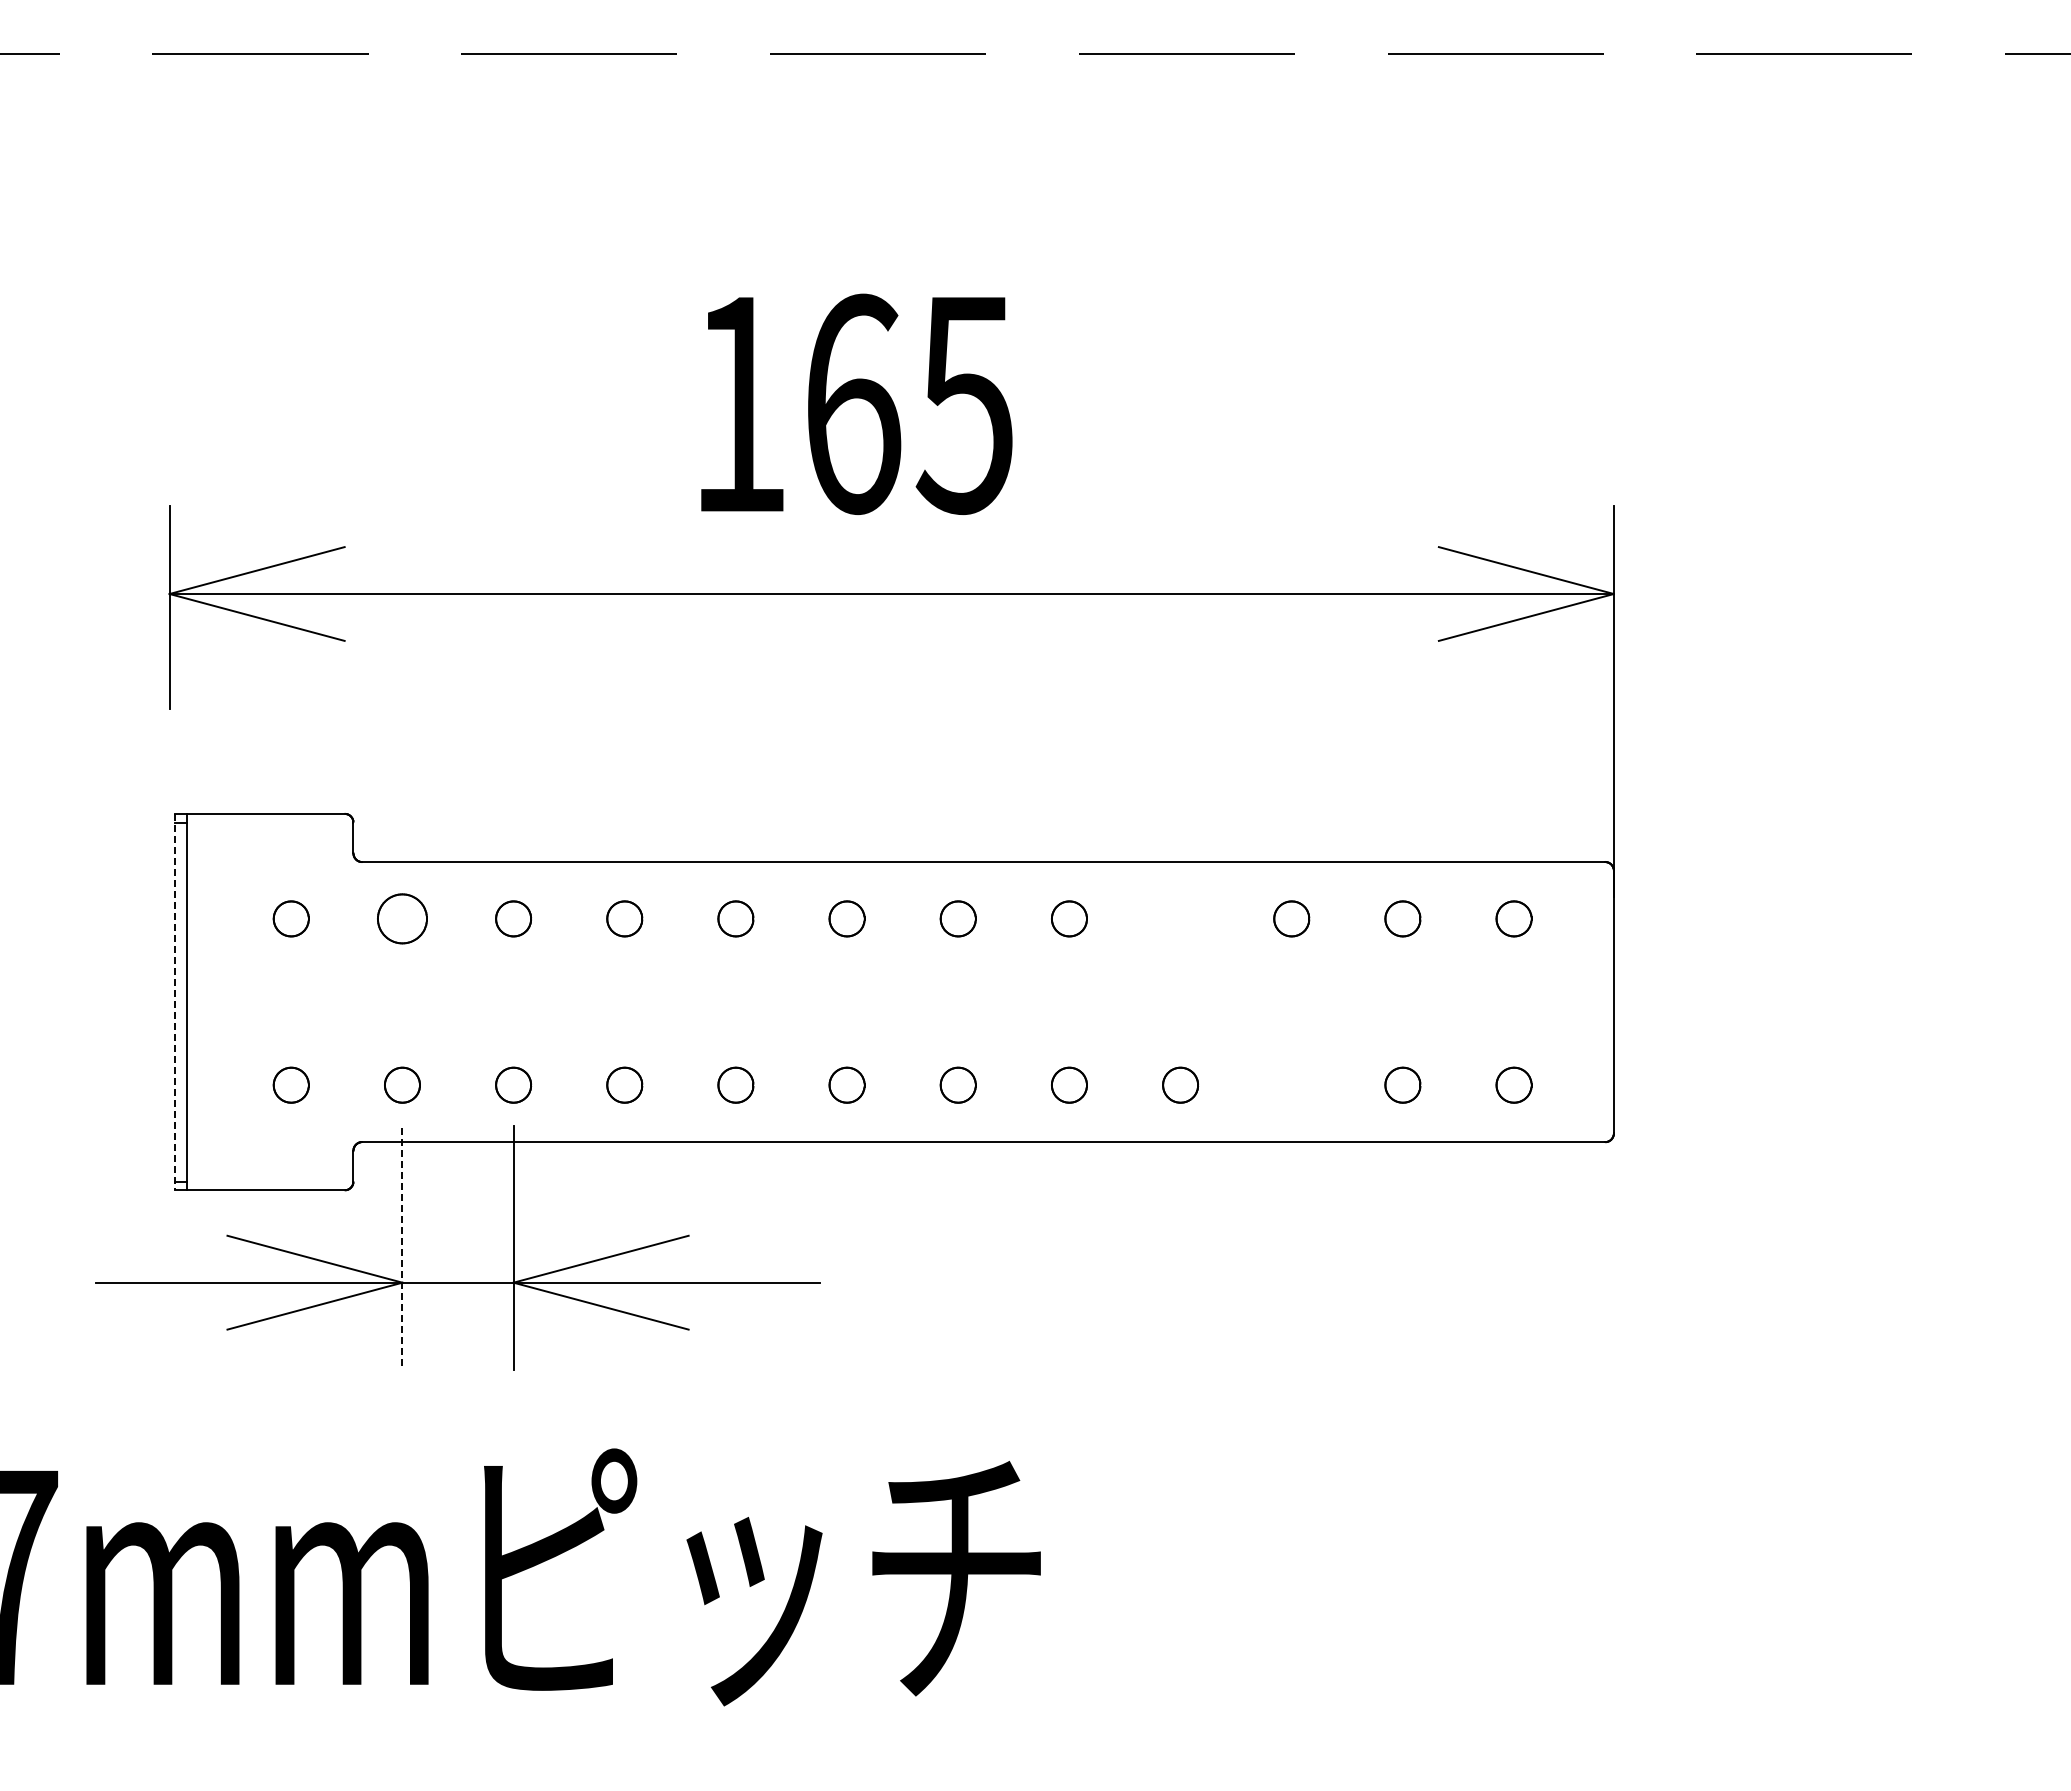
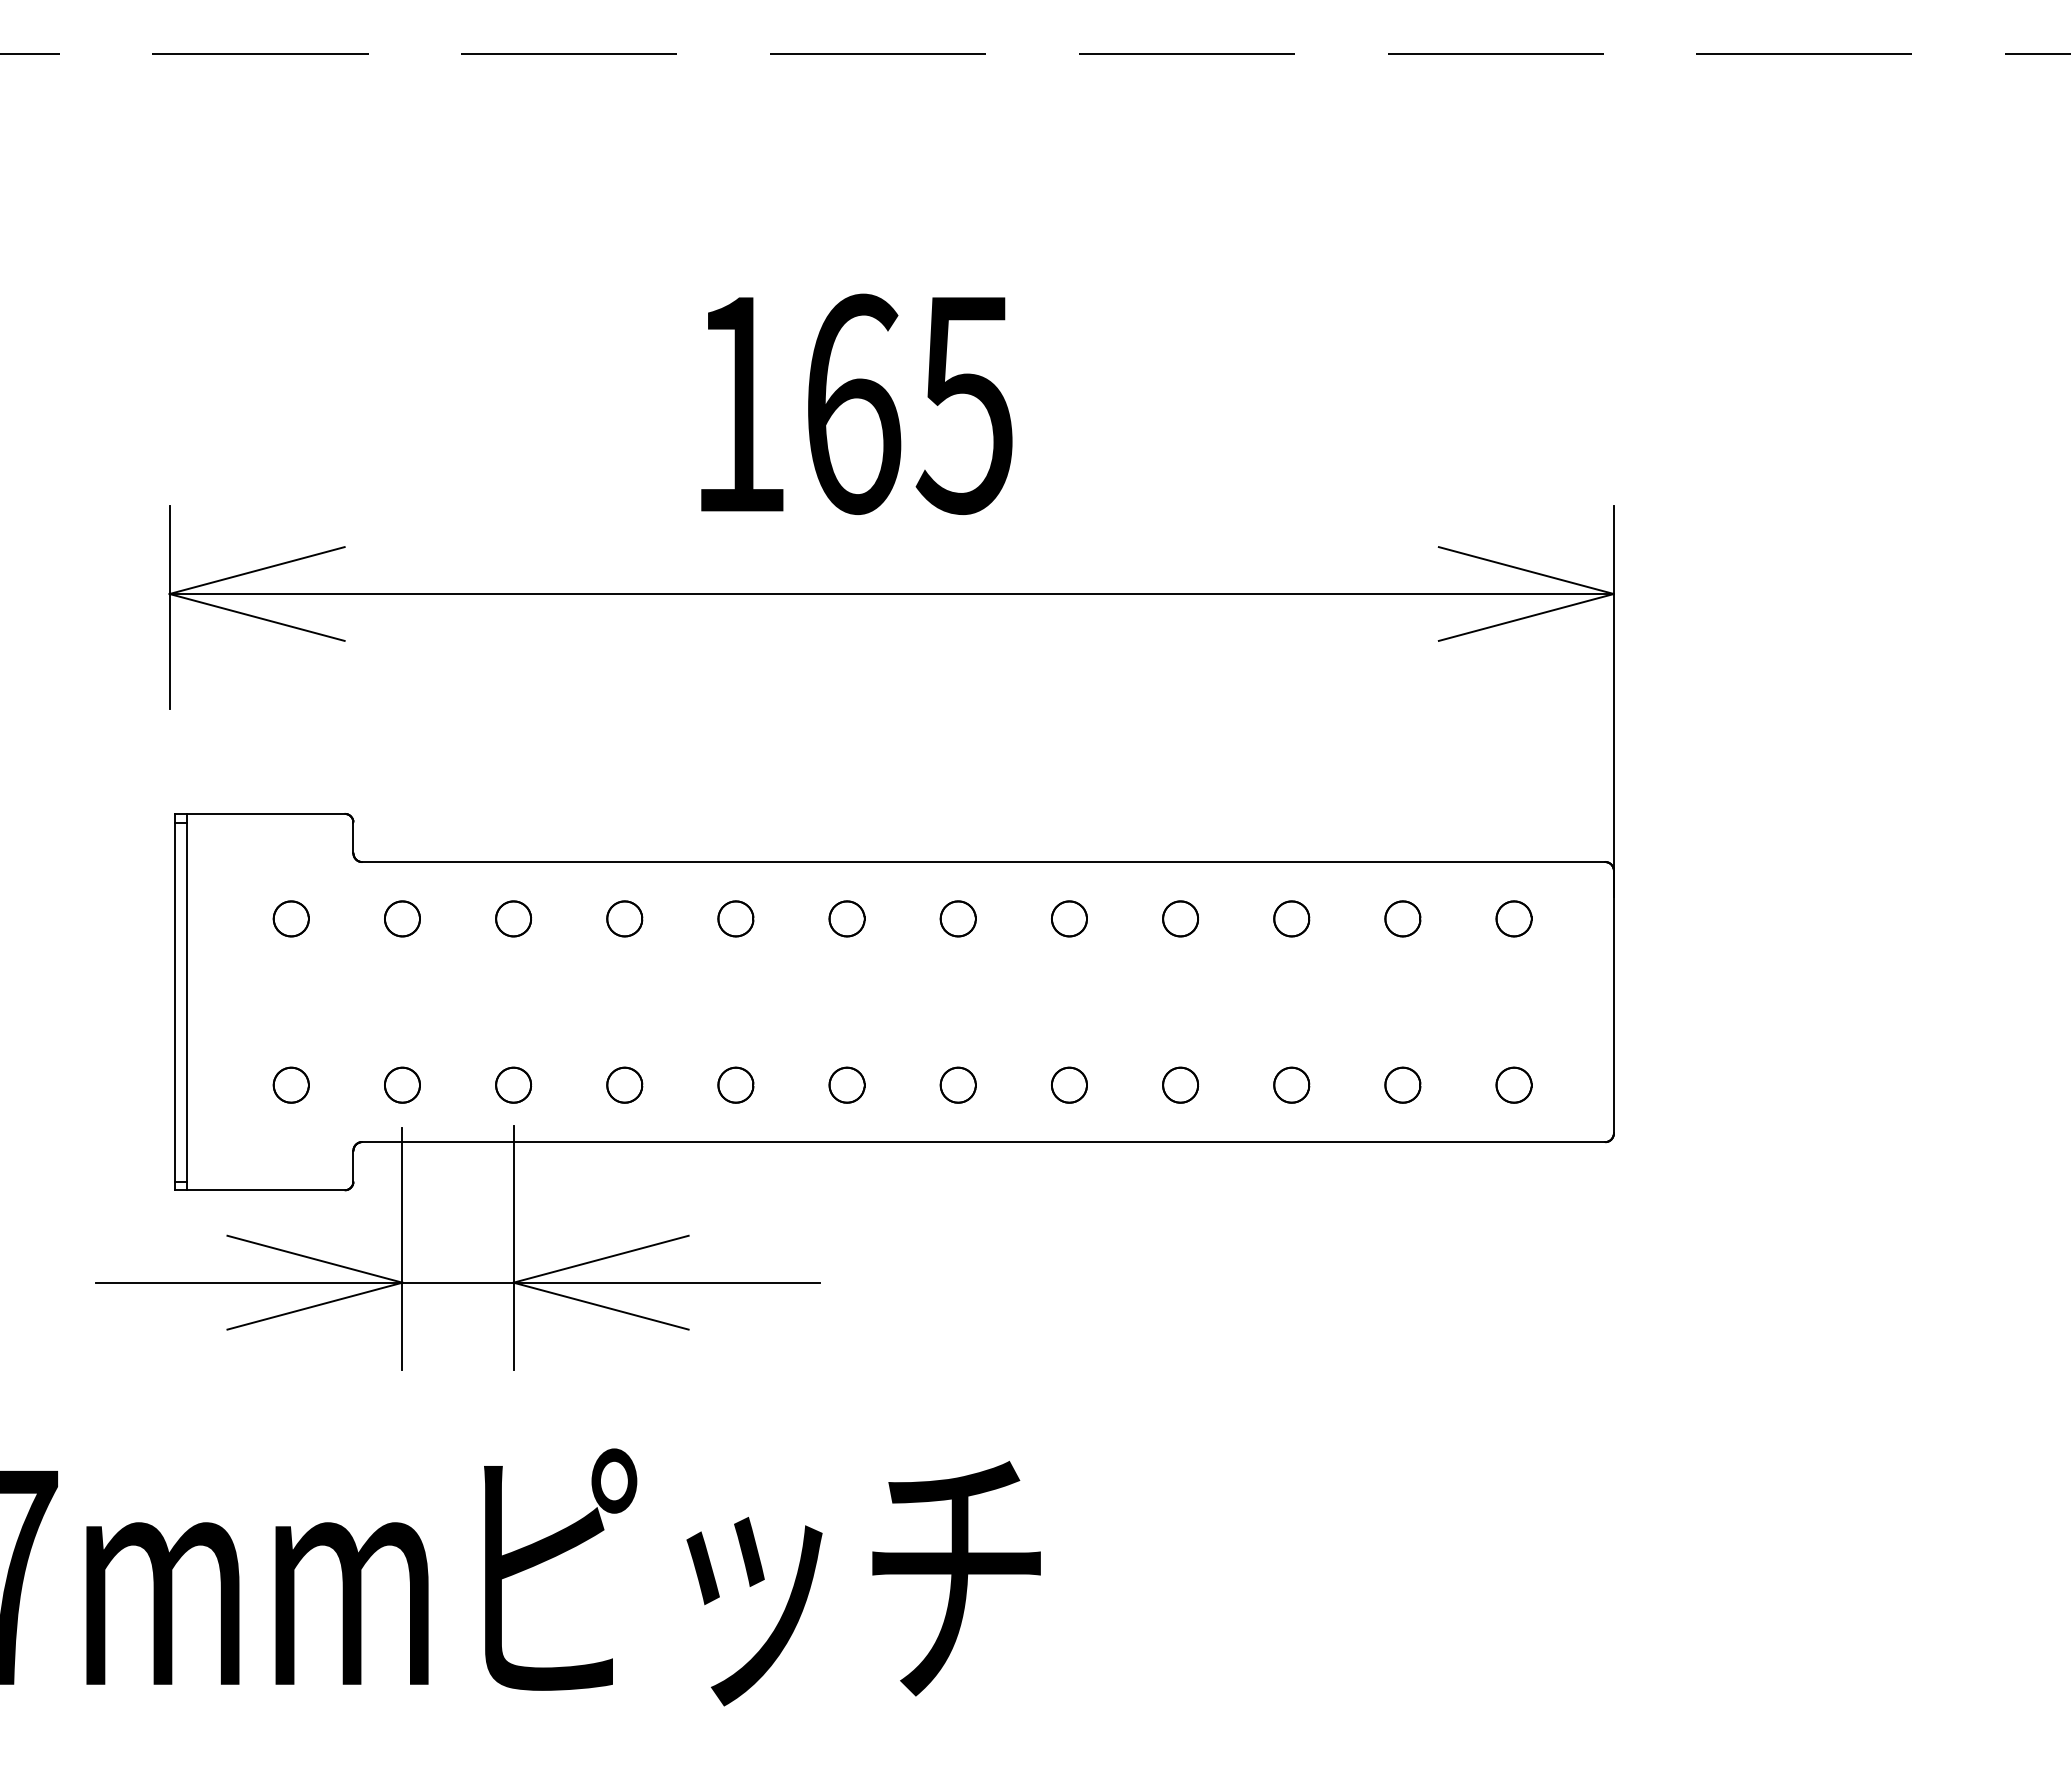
part size: 51x52 px -> 37x38 px (402, 918)
part: none -> present (1180, 918)
line: dashed -> solid (175, 1002)
part: none -> present (1291, 1084)
line: dashed -> solid (402, 1249)
